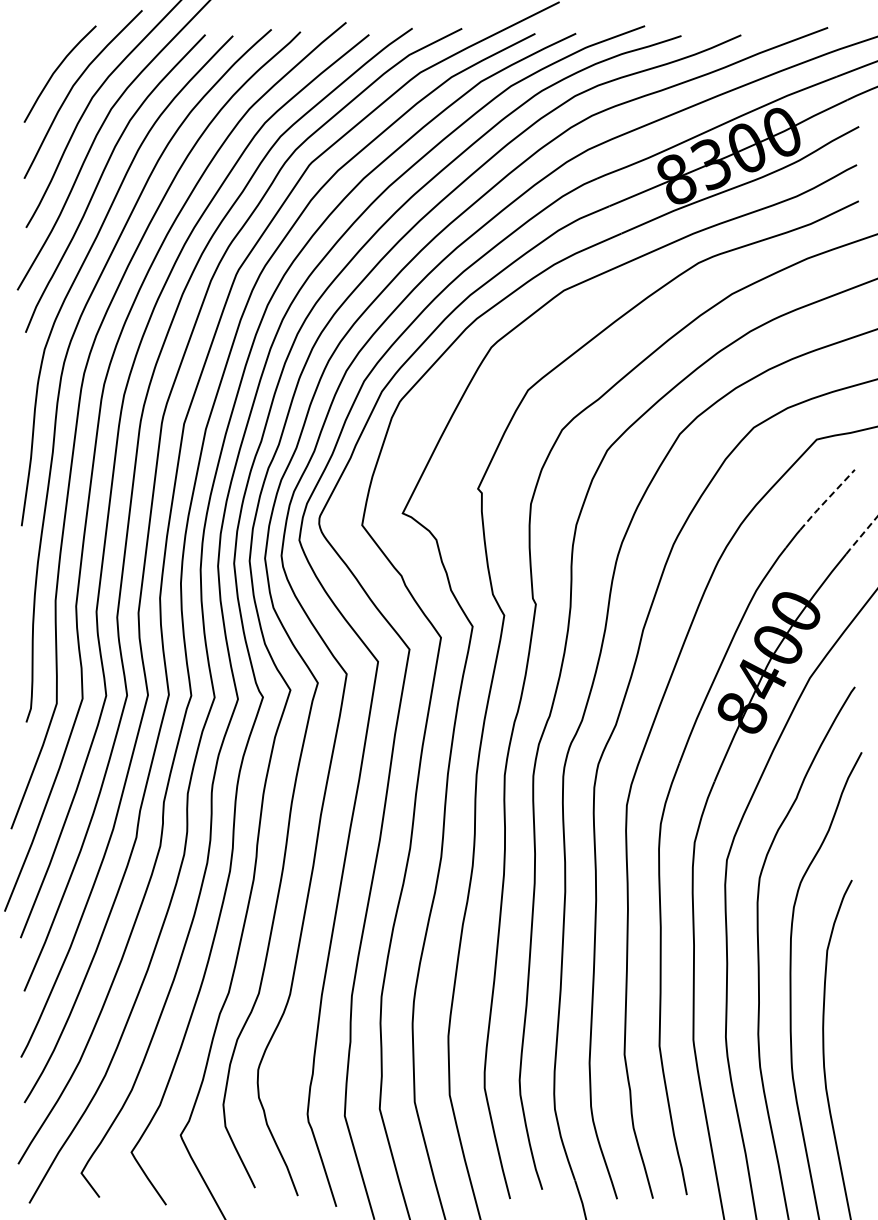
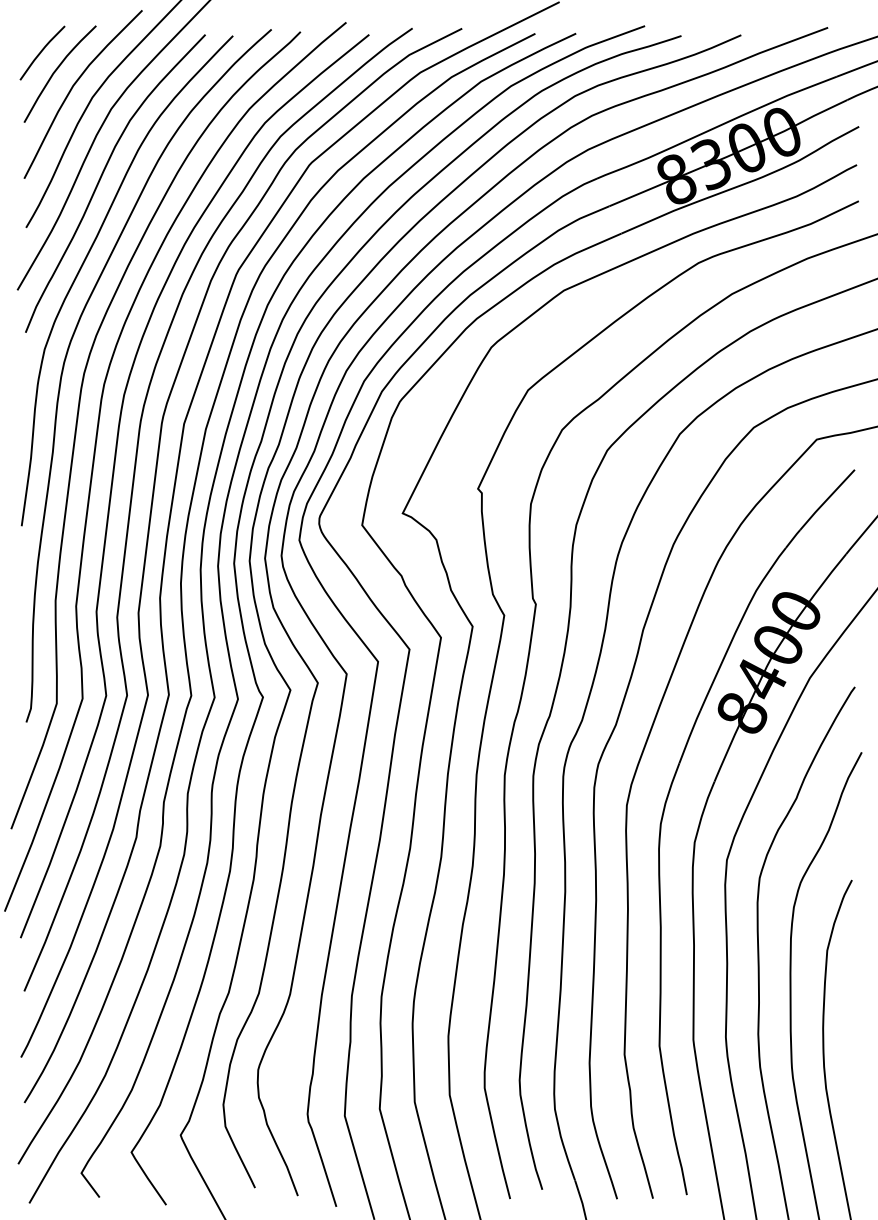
curve: none -> present (42, 51)
line: dashed -> solid (826, 500)
line: dashed -> solid (861, 535)
